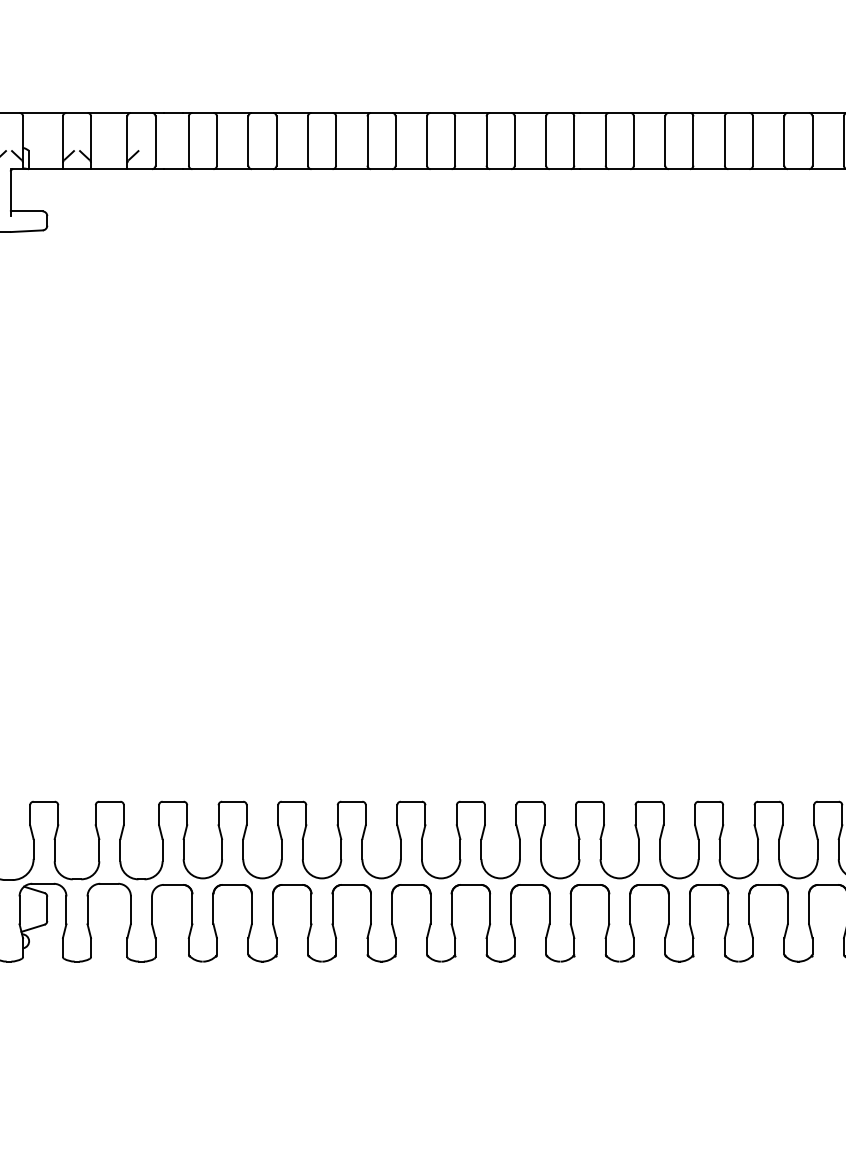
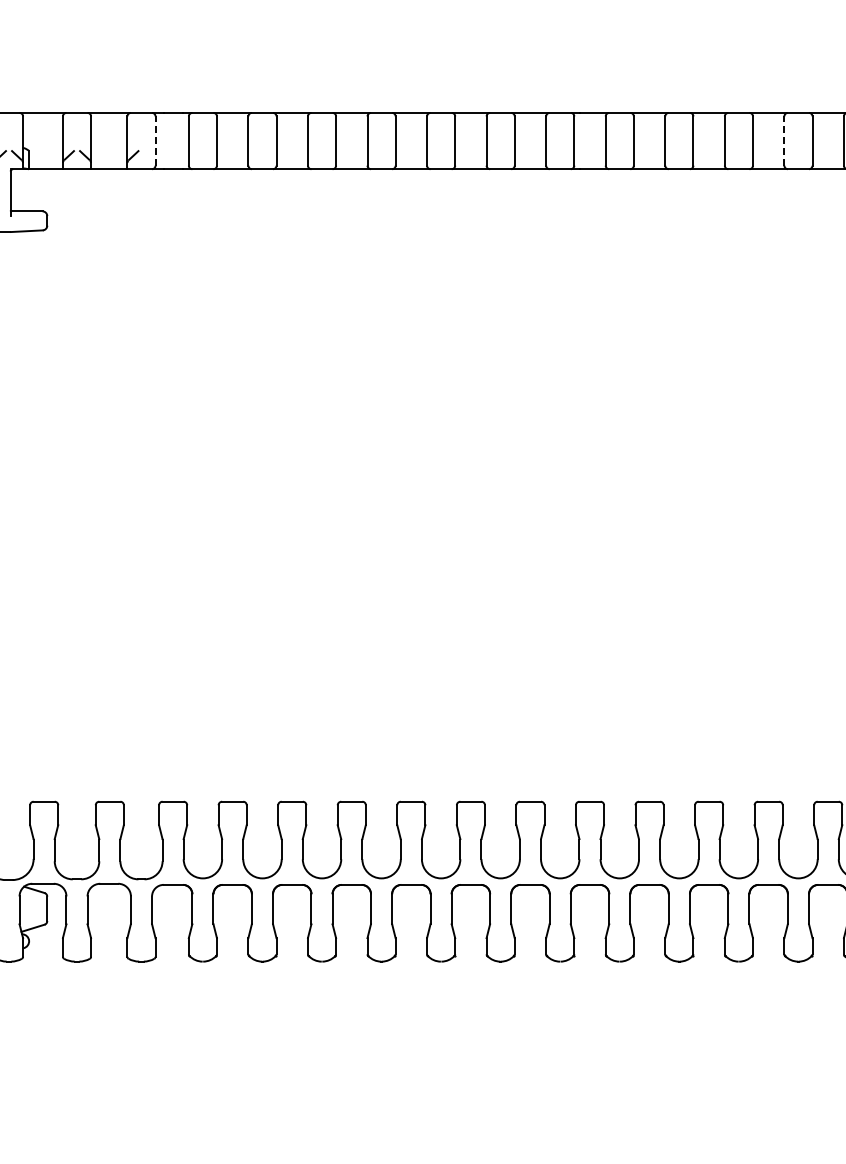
line: solid -> dashed (155, 141)
line: solid -> dashed (784, 141)
